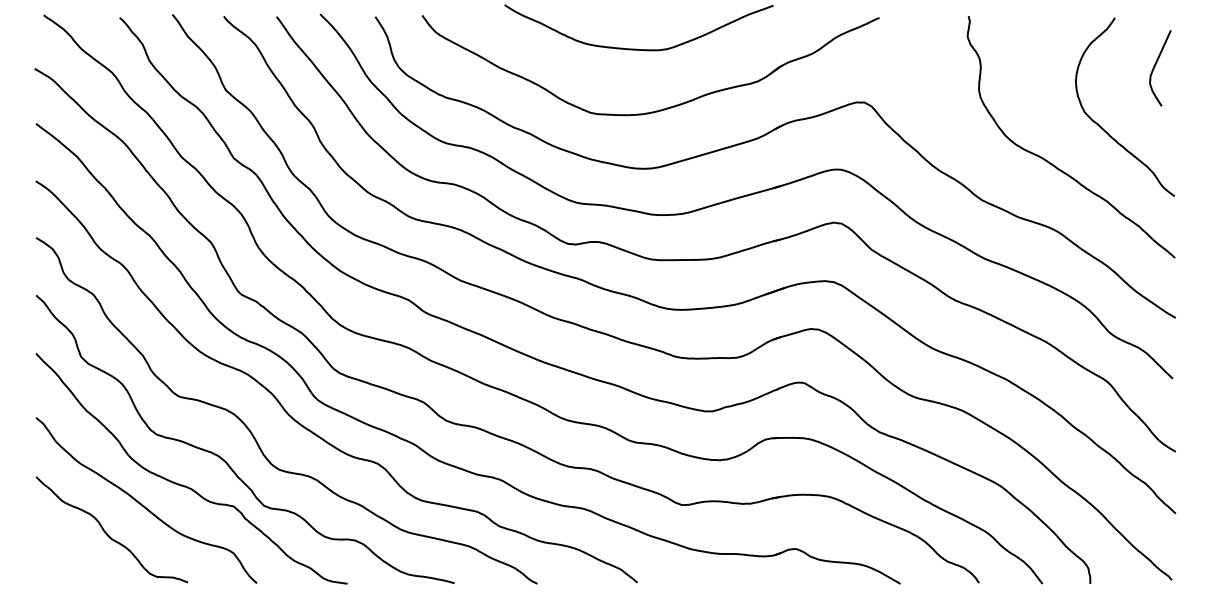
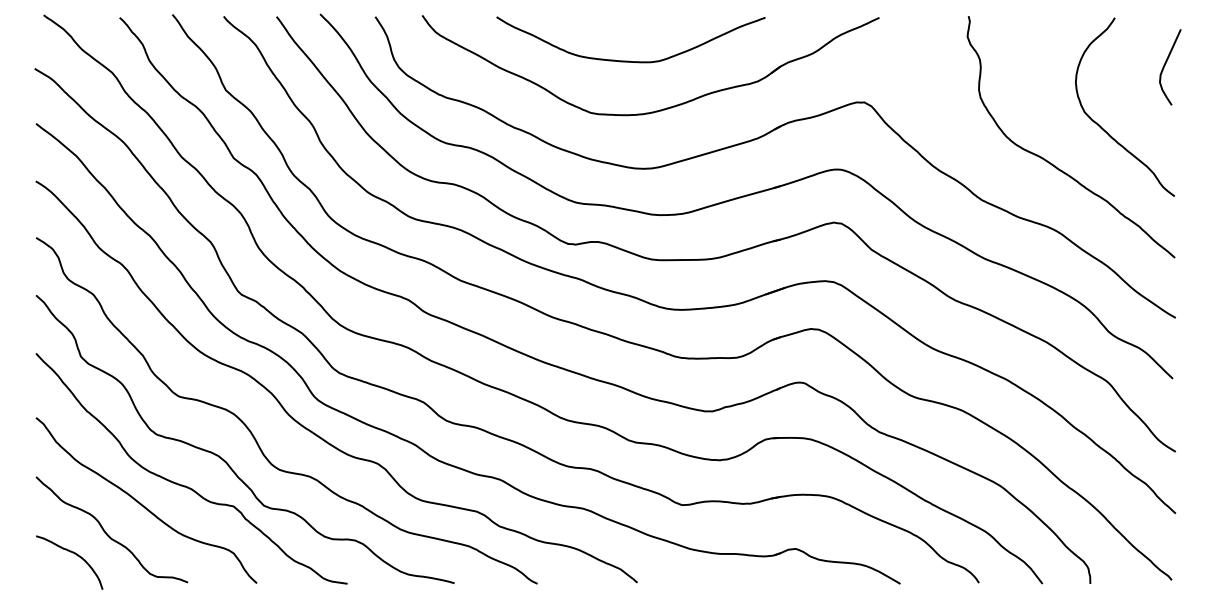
curve position: (637, 48) -> (629, 60) (629, 60)
curve position: (1155, 66) -> (1165, 65) (1165, 65)
curve: none -> present (74, 554)
